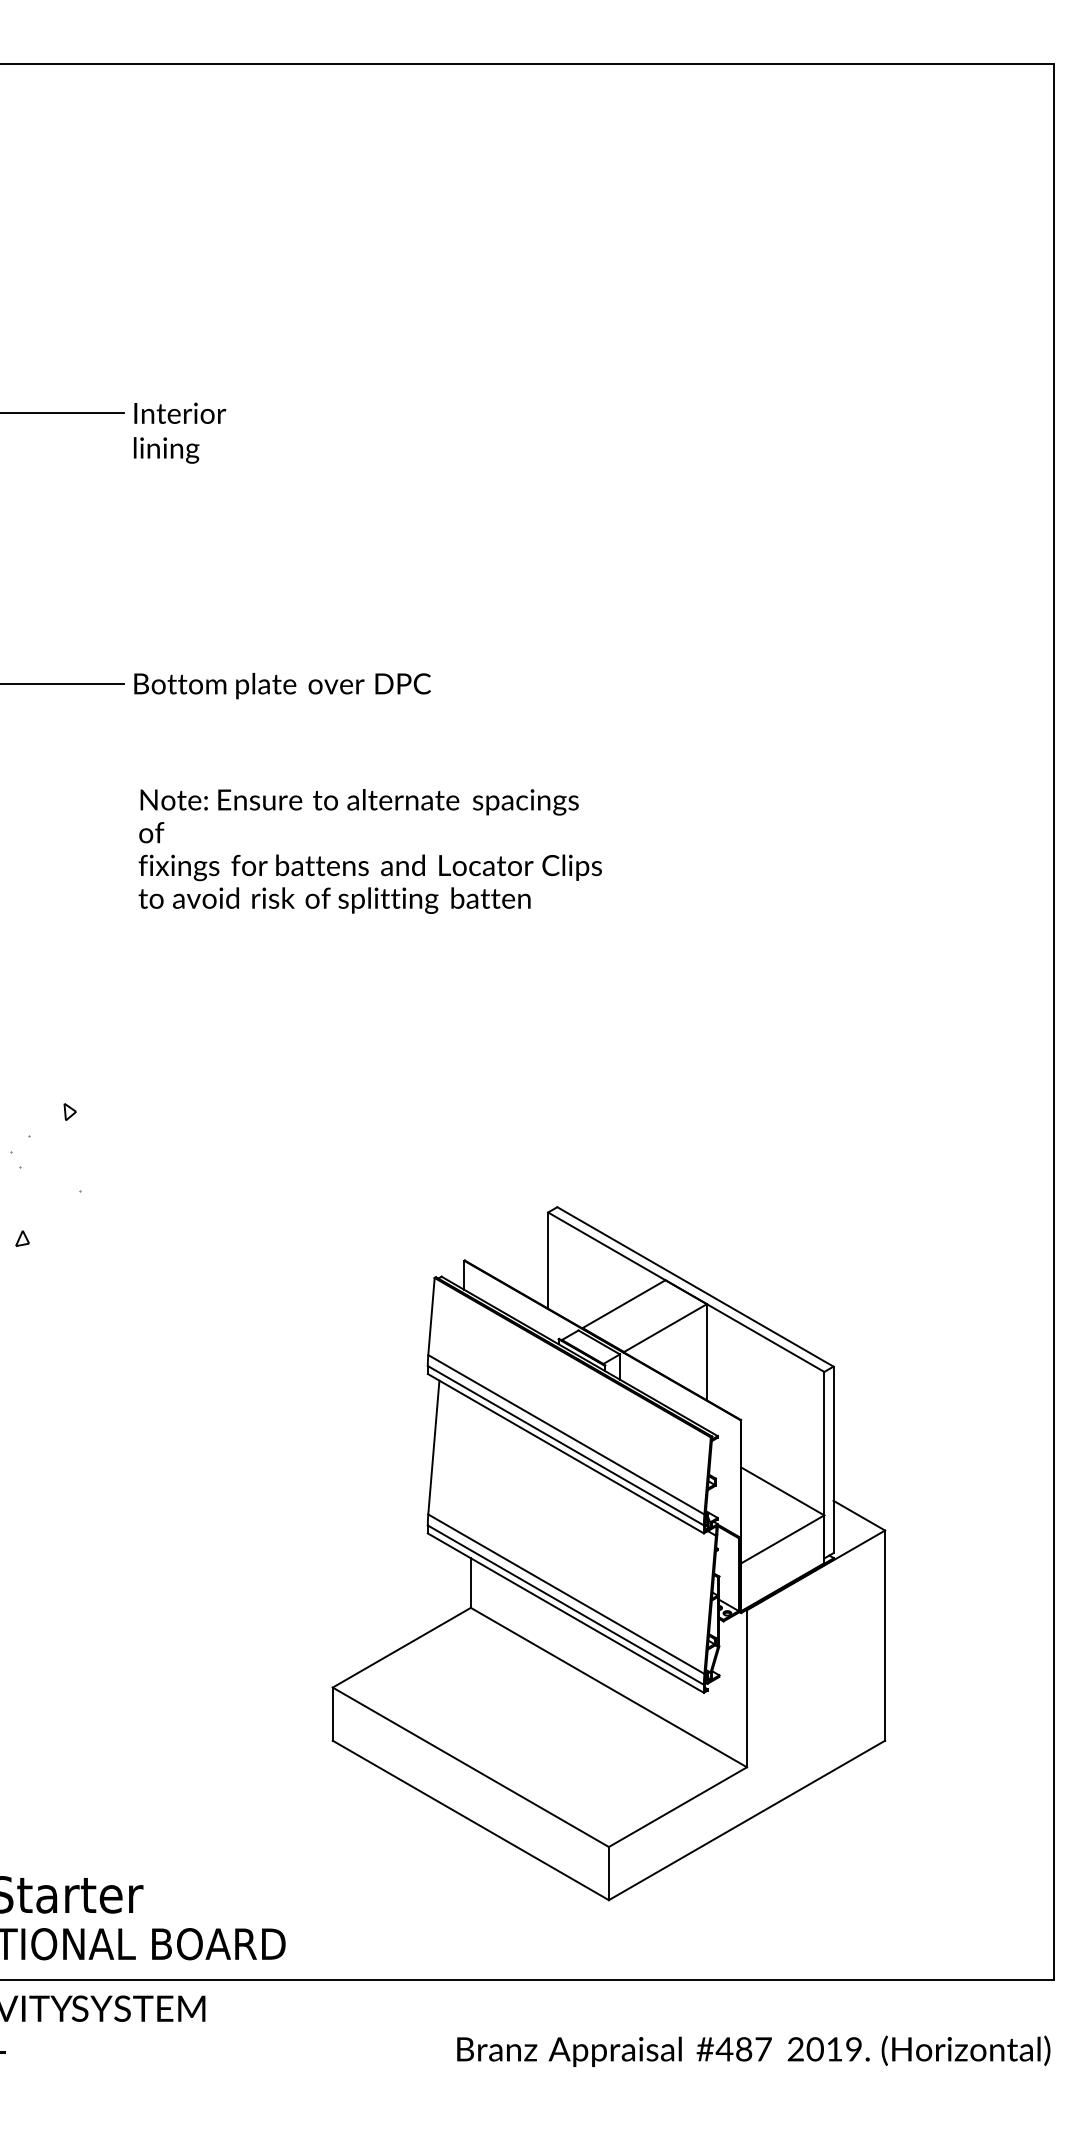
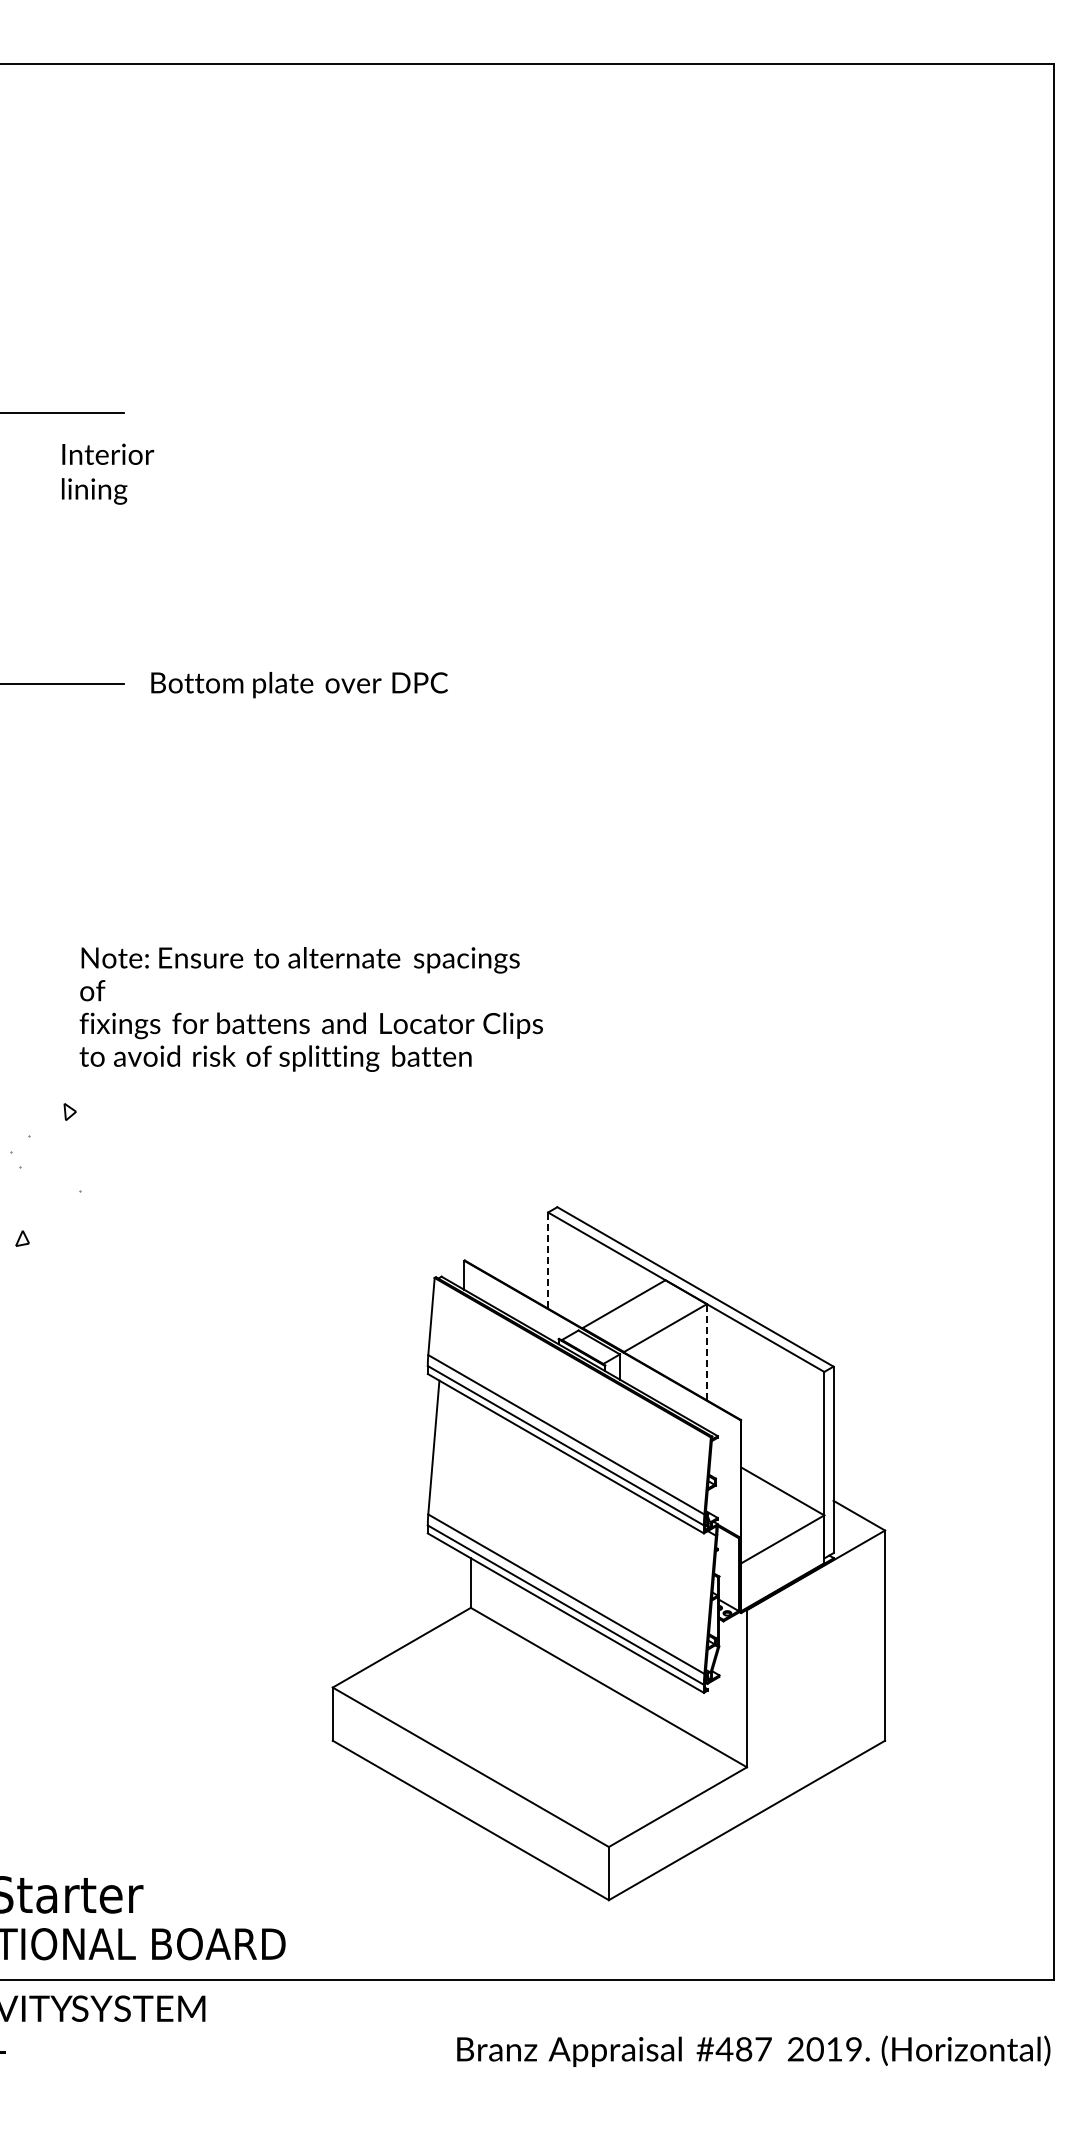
text position: (180, 432) -> (108, 473) (108, 473)
text position: (282, 686) -> (299, 685) (299, 685)
text position: (369, 851) -> (310, 1009) (310, 1009)
line: solid -> dashed (548, 1261)
line: solid -> dashed (706, 1351)
